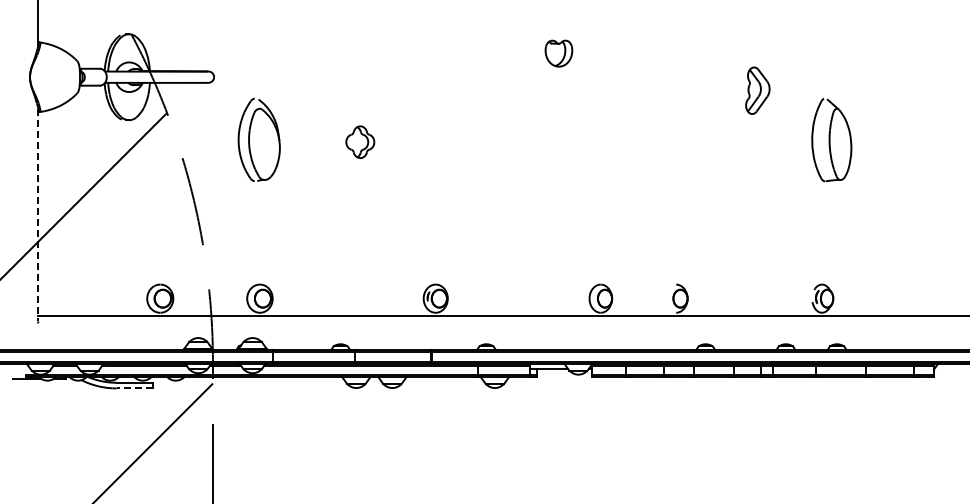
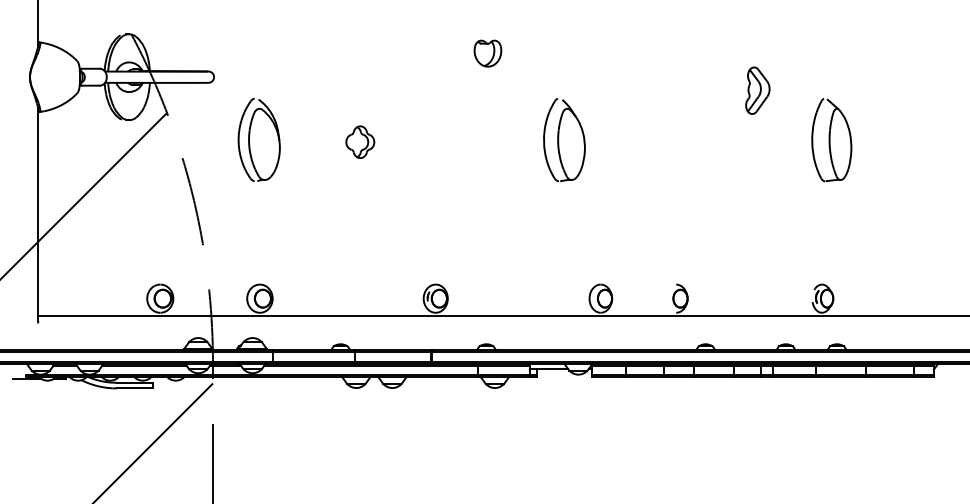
part position: (558, 53) -> (487, 53) (487, 53)
part: none -> present (564, 140)
line: dashed -> solid (38, 215)
line: dashed -> solid (134, 388)
